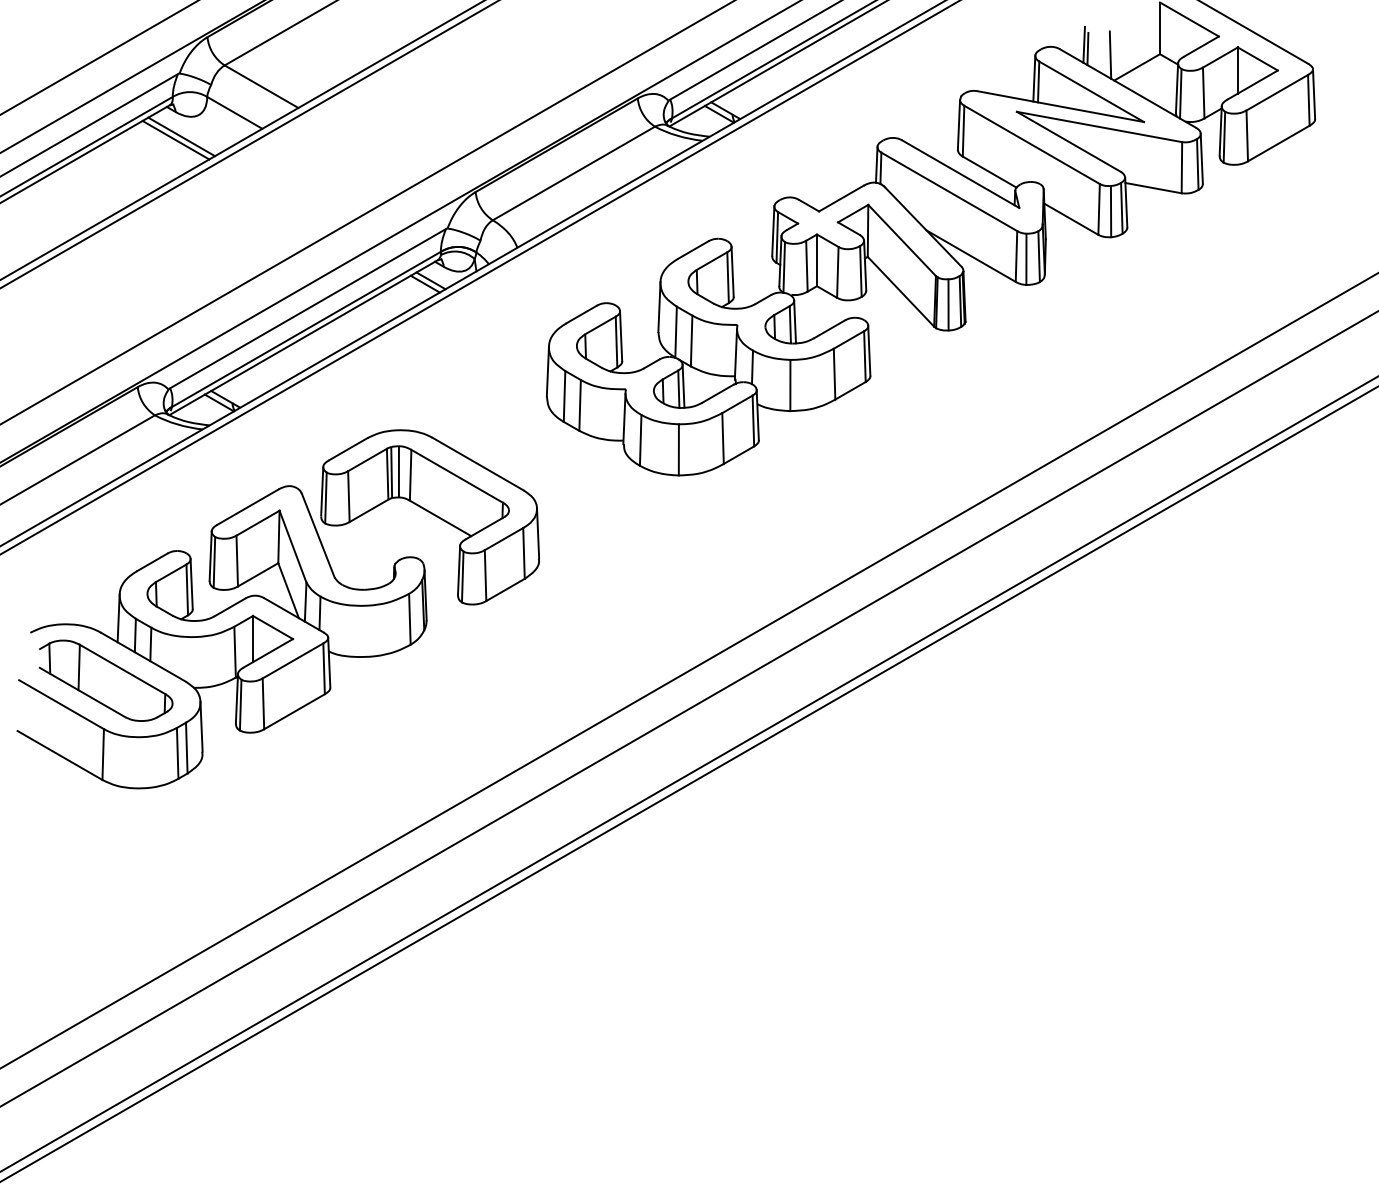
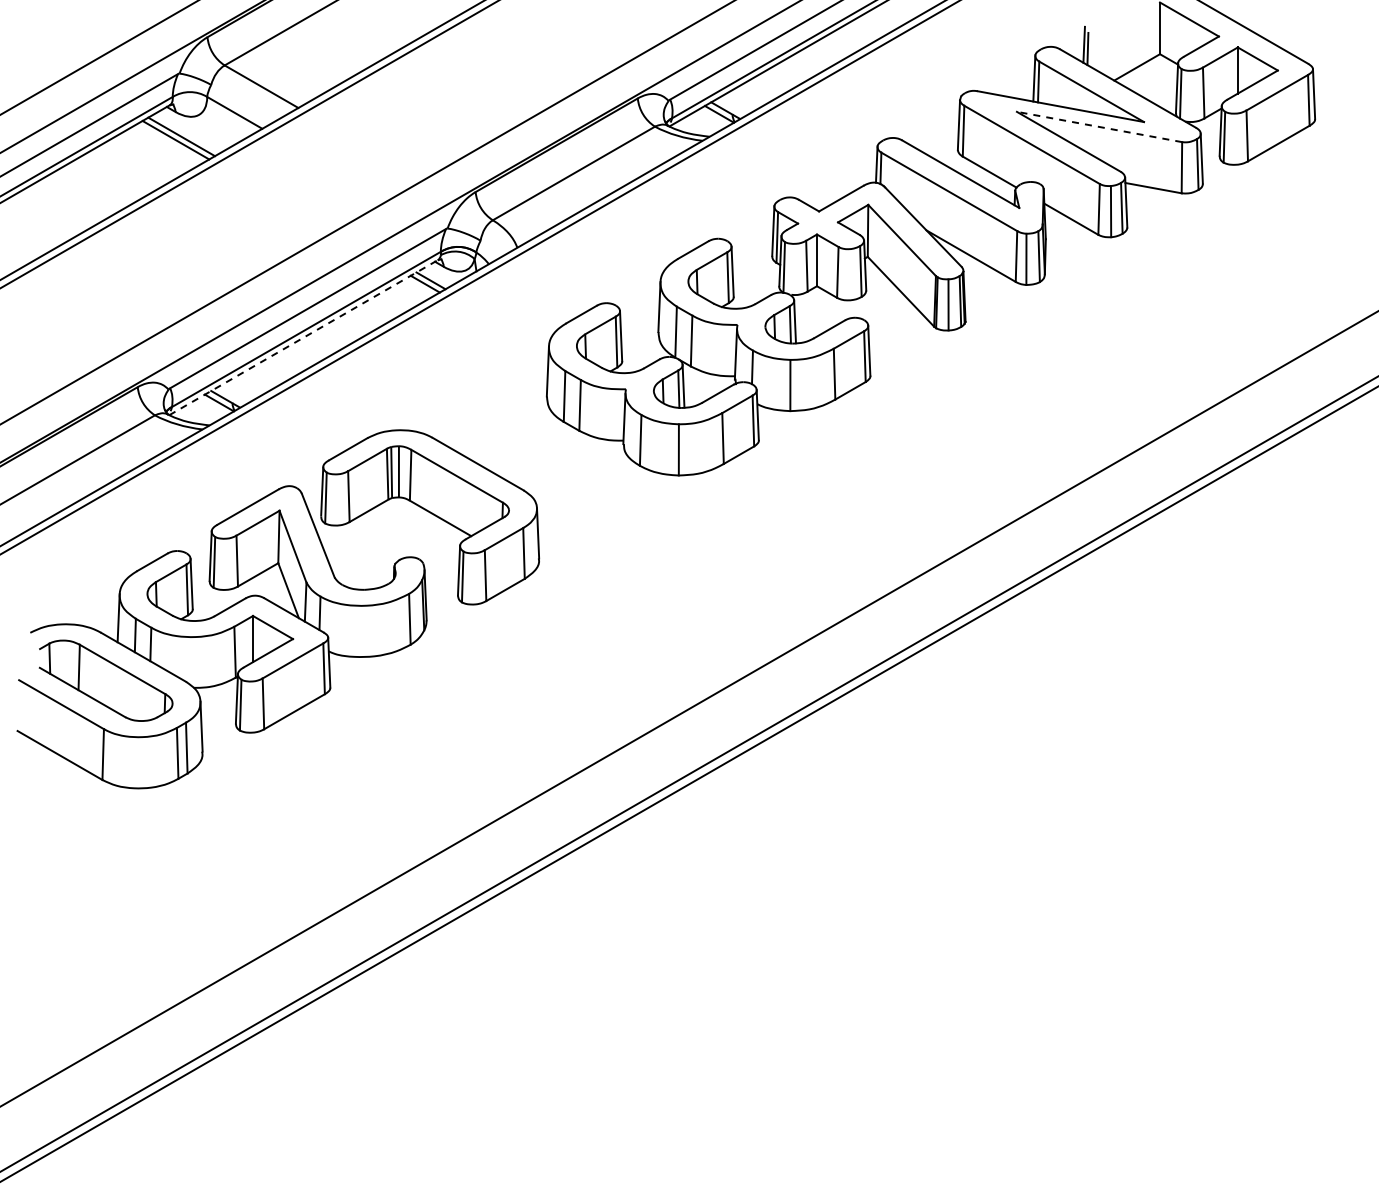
line: present -> none (1110, 54)
line: solid -> dashed (1099, 126)
line: solid -> dashed (303, 337)
line: present -> none (688, 670)
